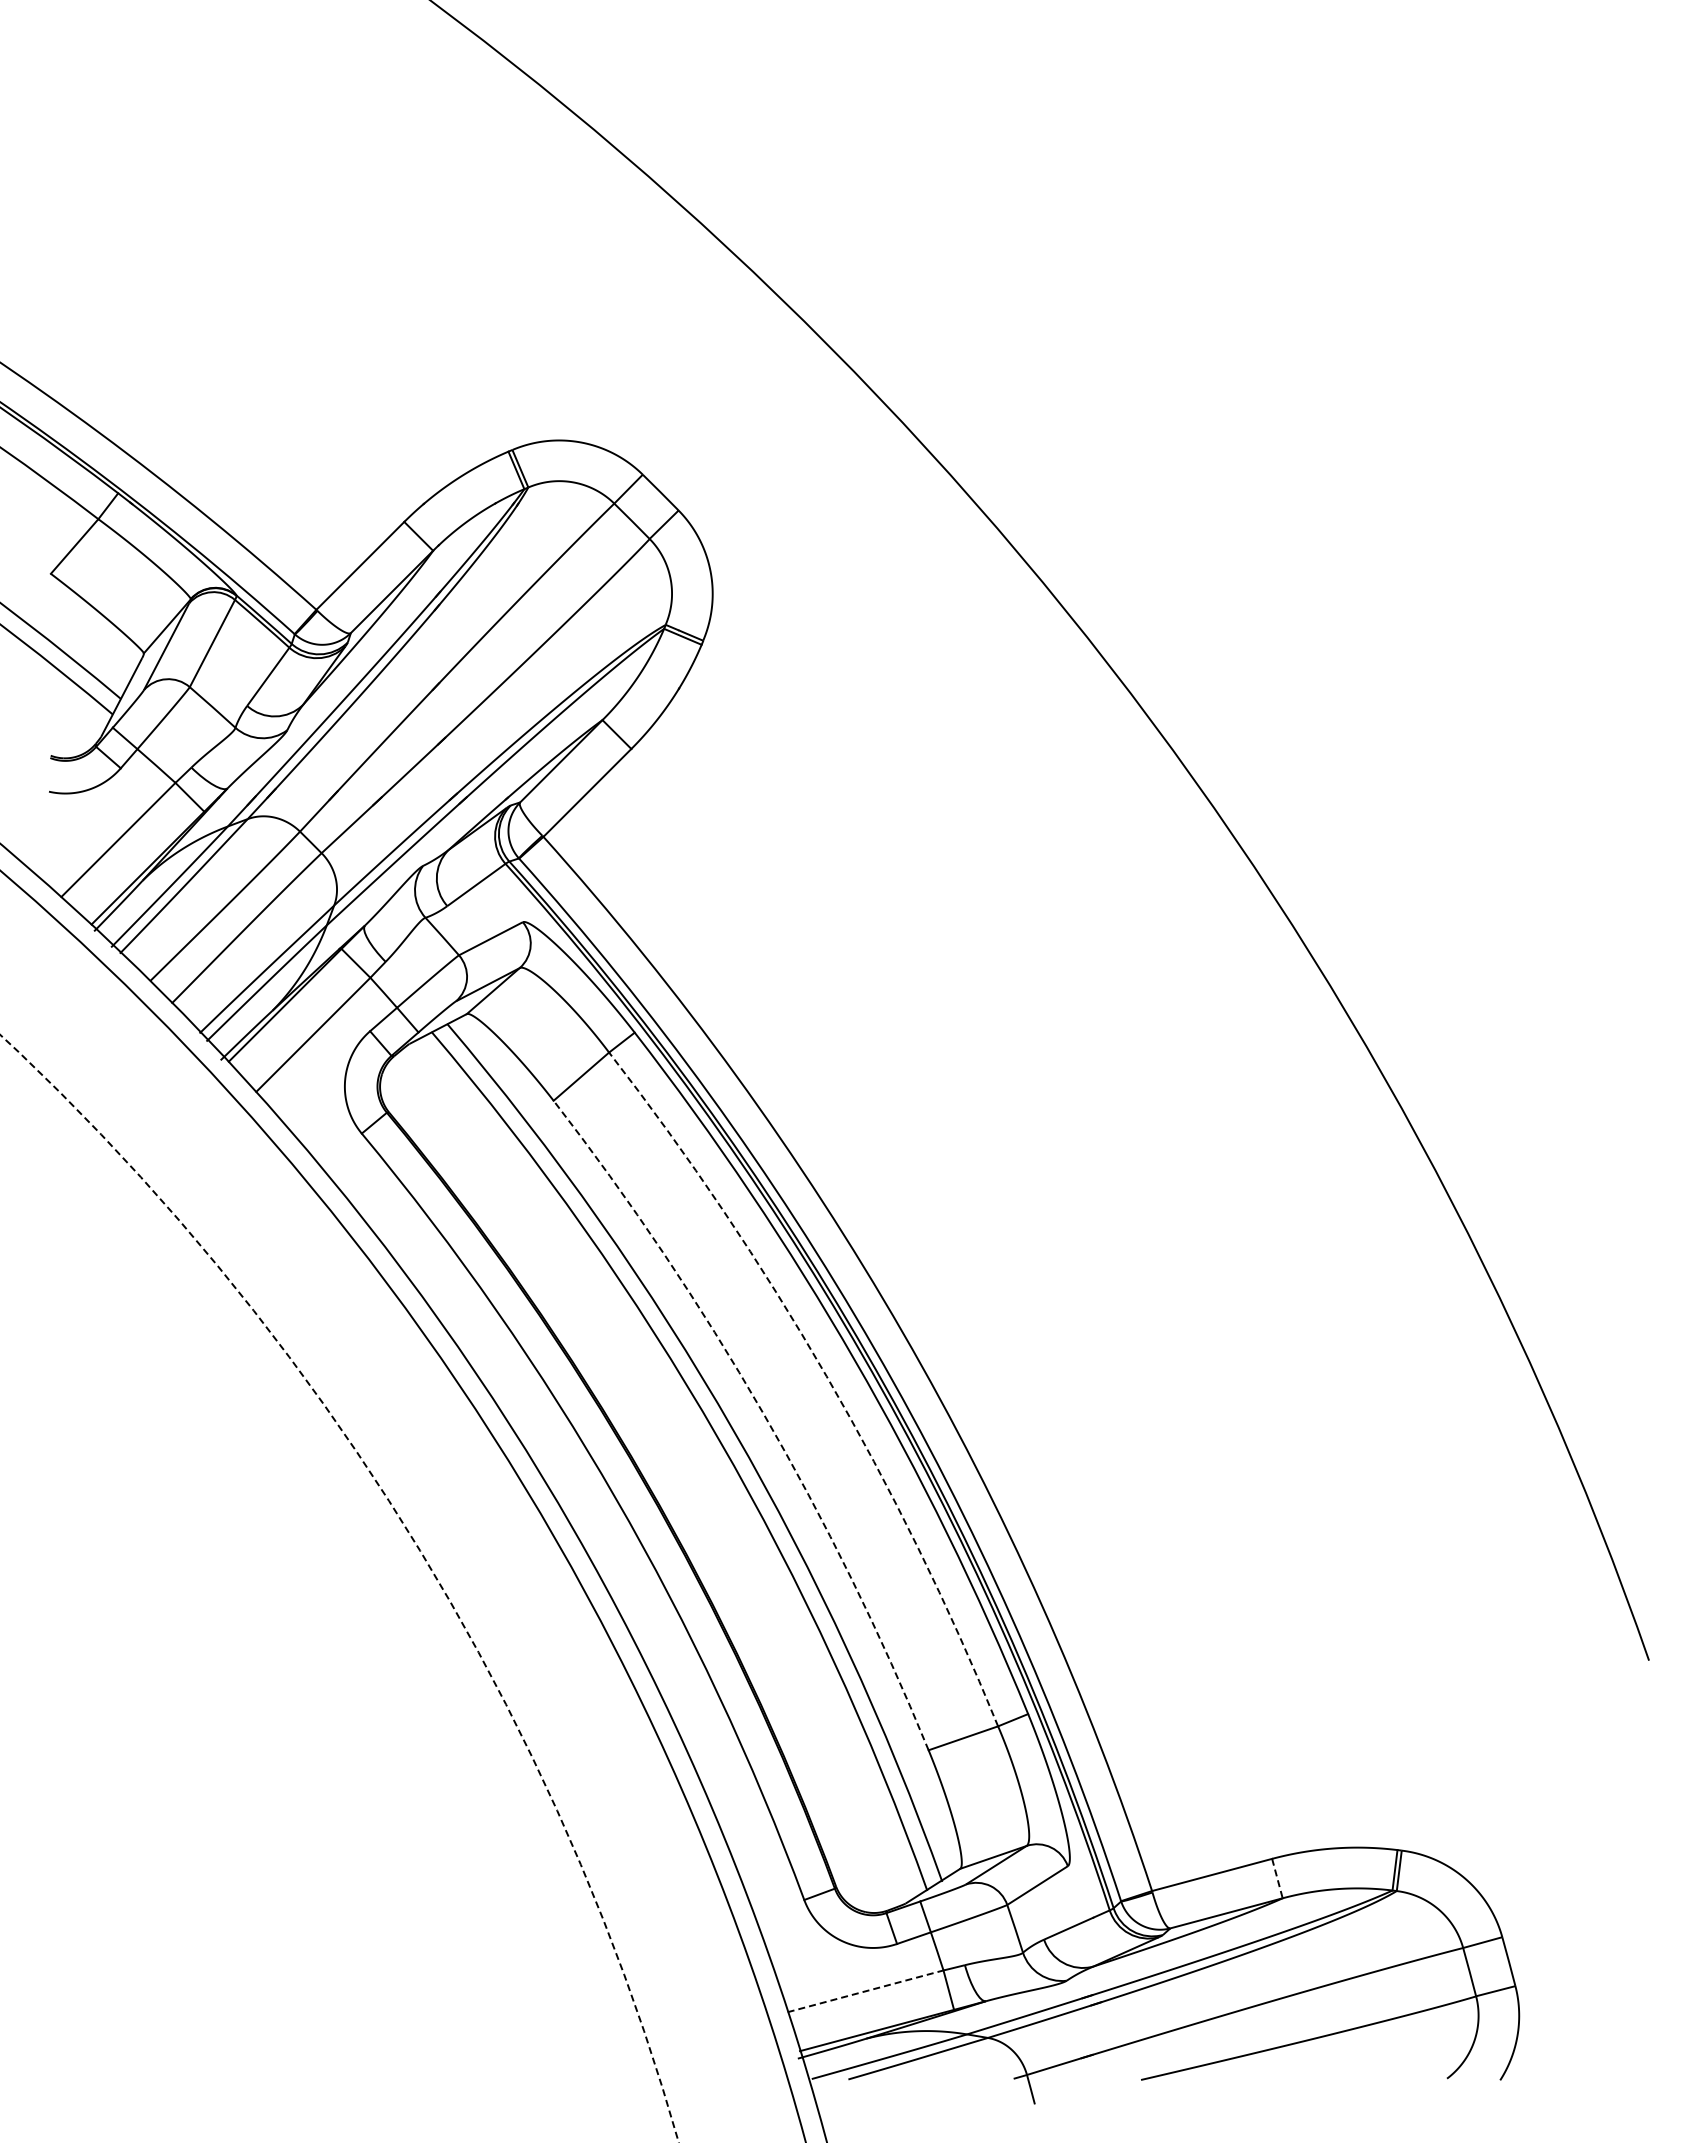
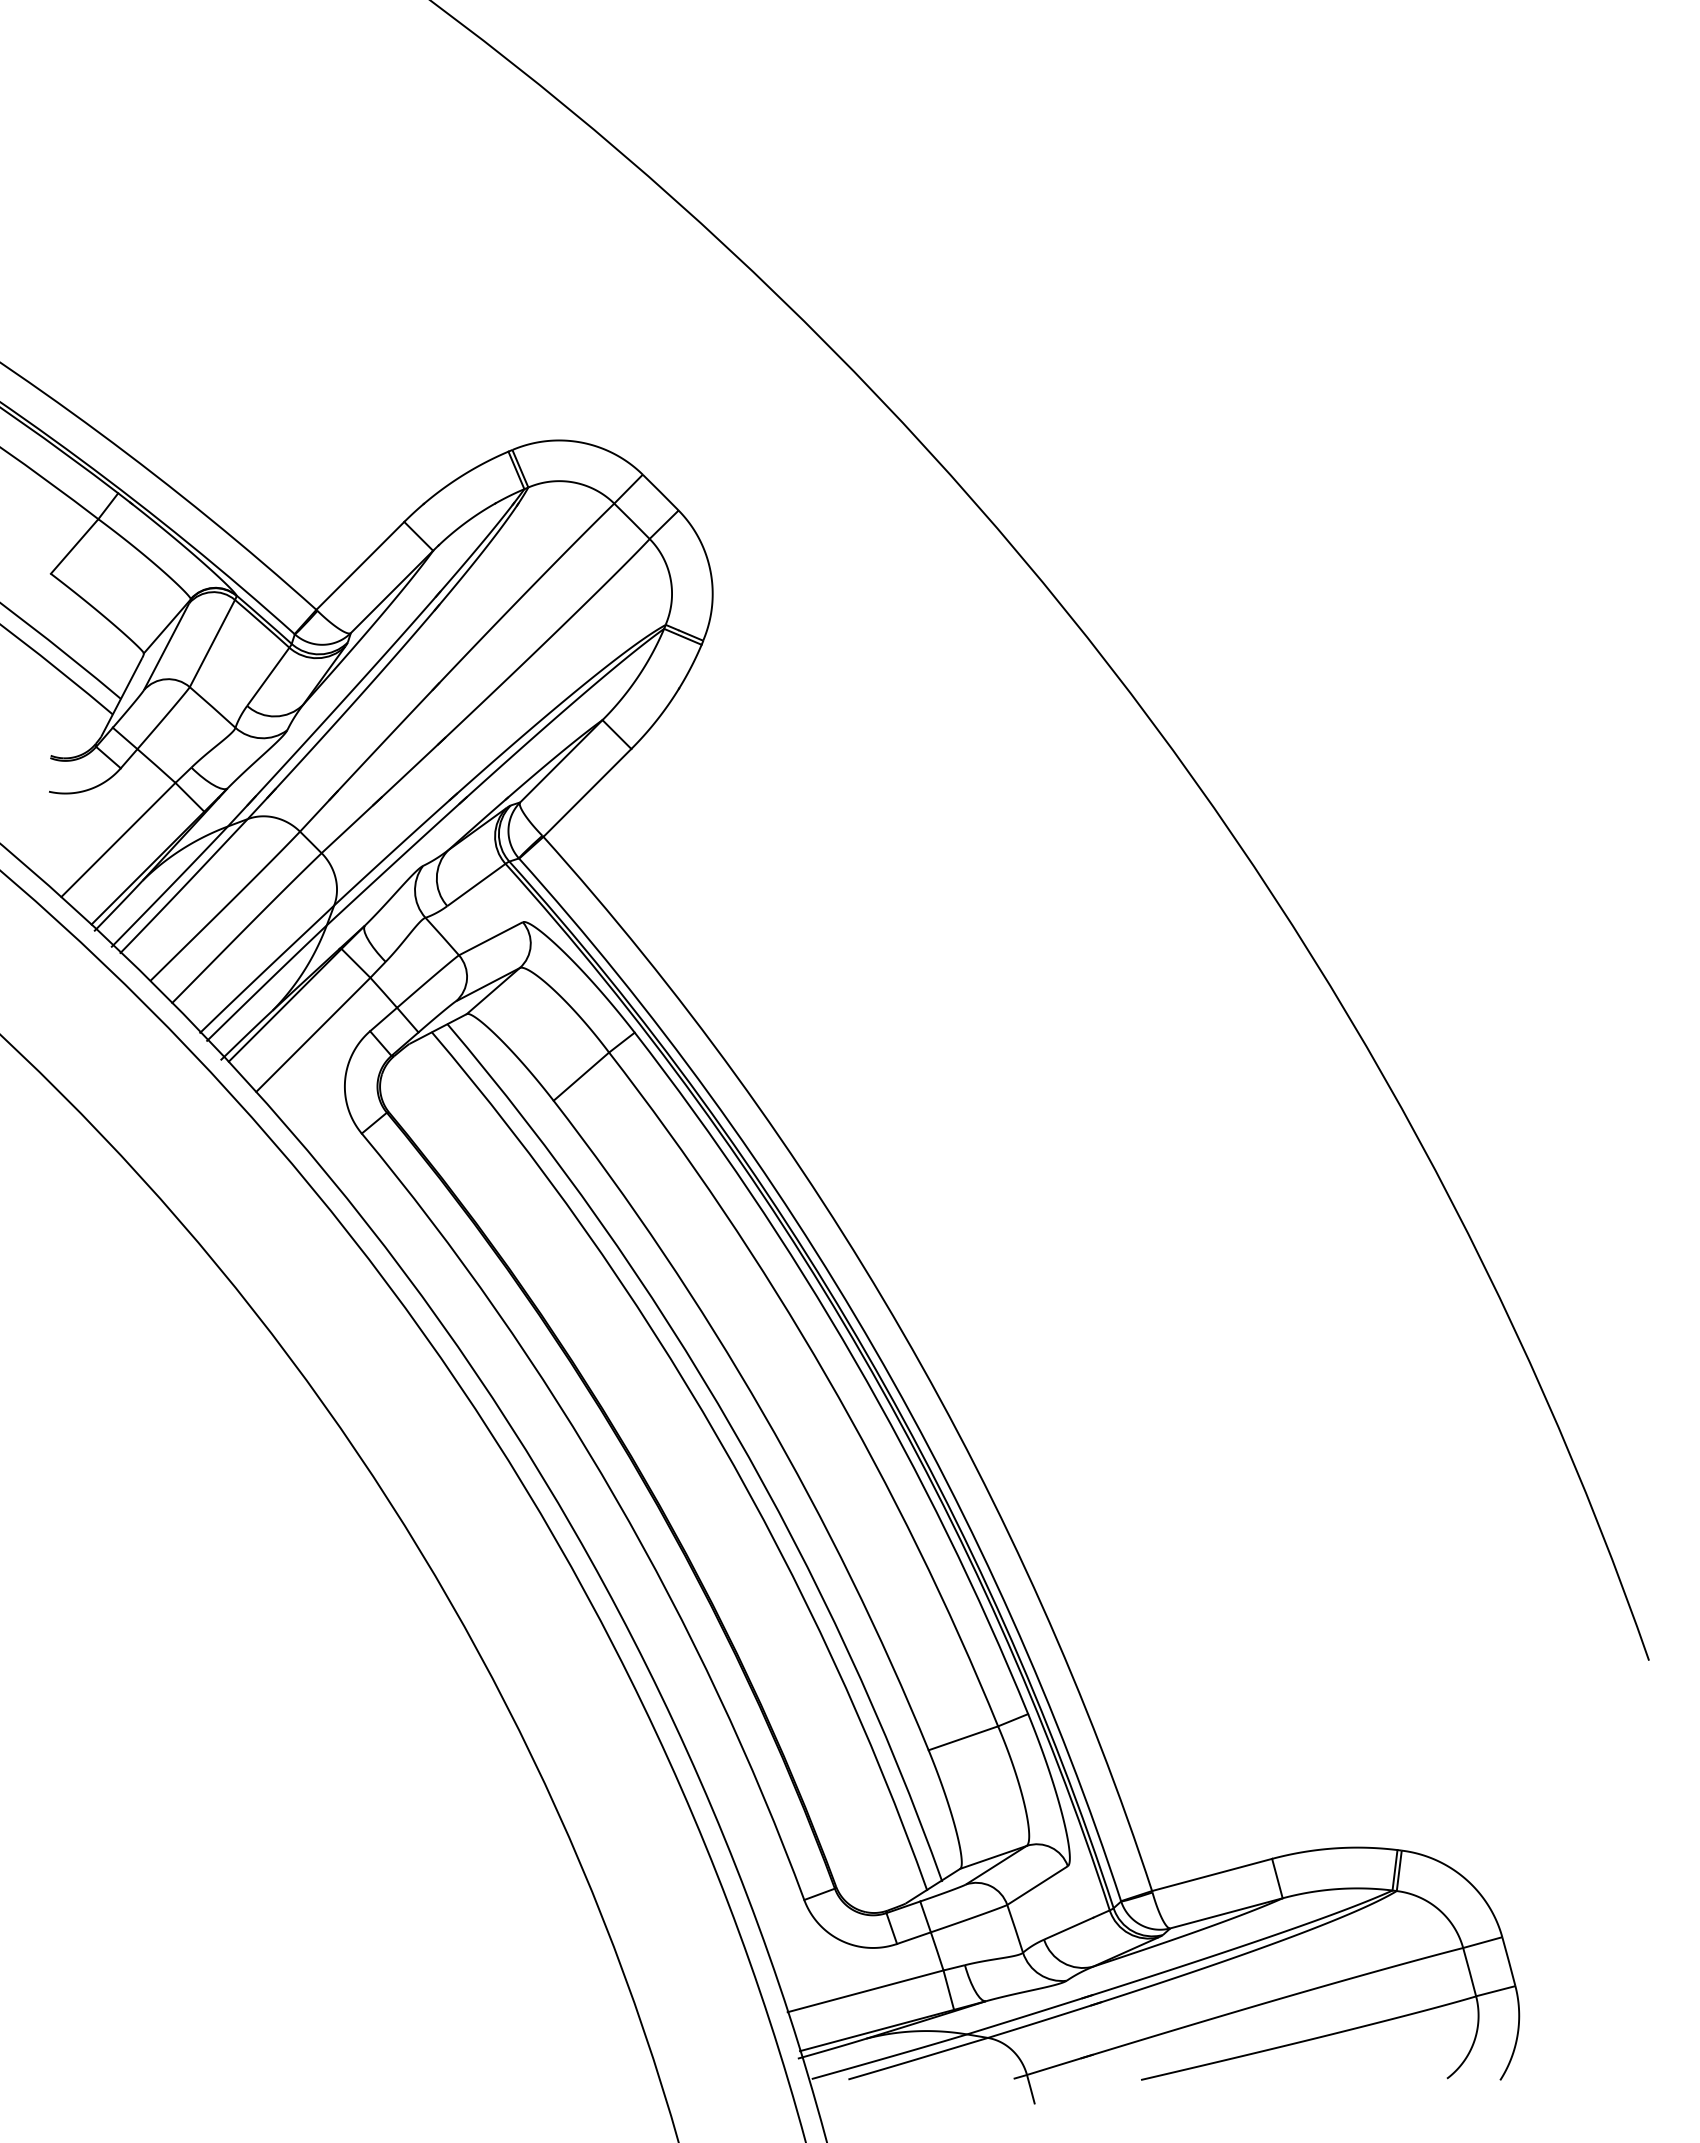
arc: dashed -> solid (826, 1376)
arc: dashed -> solid (763, 1412)
circle: dashed -> solid (339, 1588)
line: dashed -> solid (1277, 1879)
line: dashed -> solid (865, 1991)
